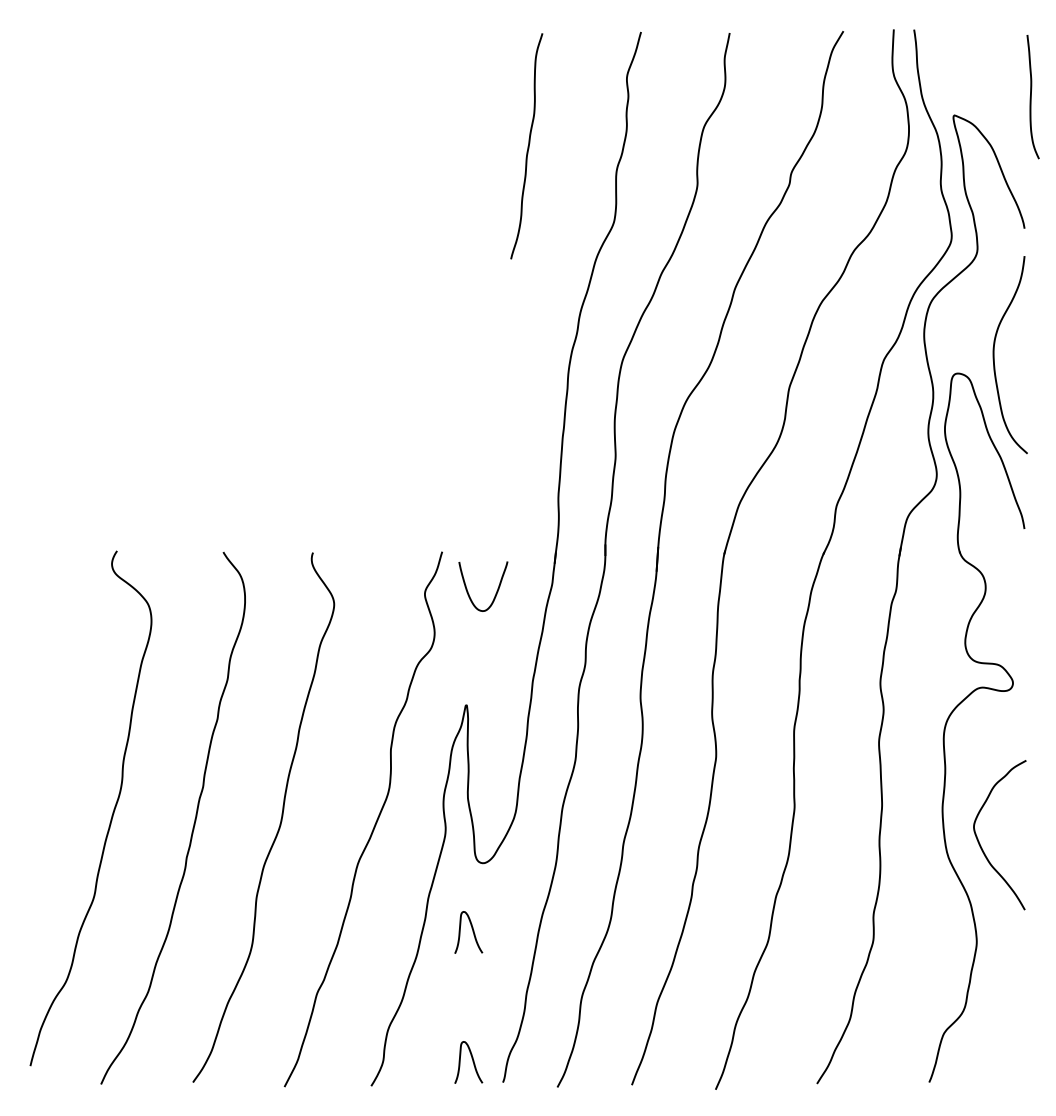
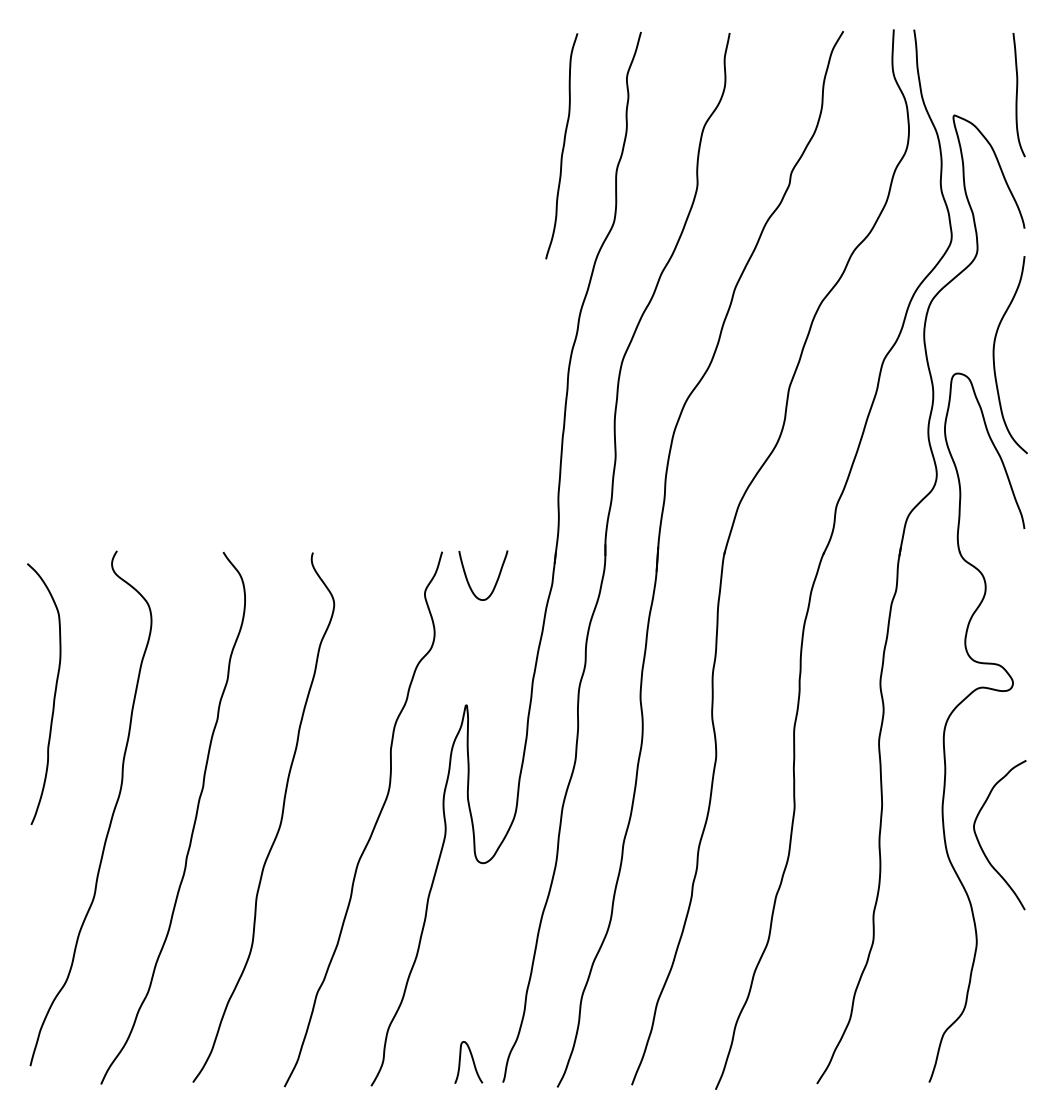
curve position: (1031, 97) -> (1017, 95) (1017, 95)
curve position: (527, 146) -> (562, 146) (562, 146)
curve position: (496, 590) -> (496, 579) (496, 579)
curve: none -> present (53, 696)
curve: present -> none (472, 932)
